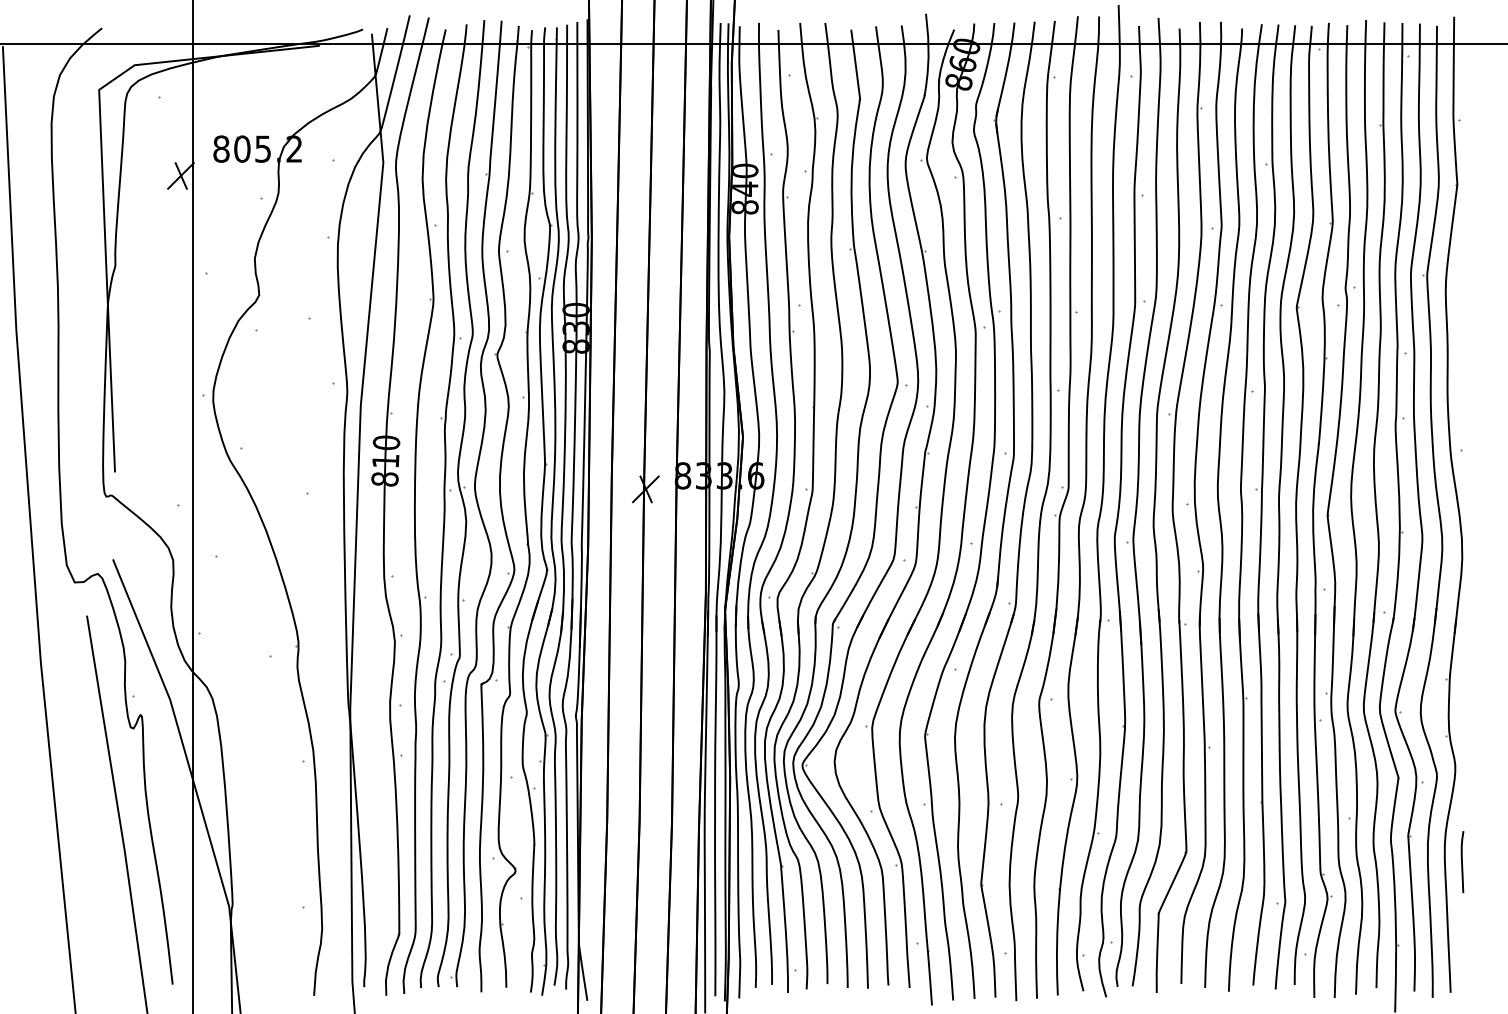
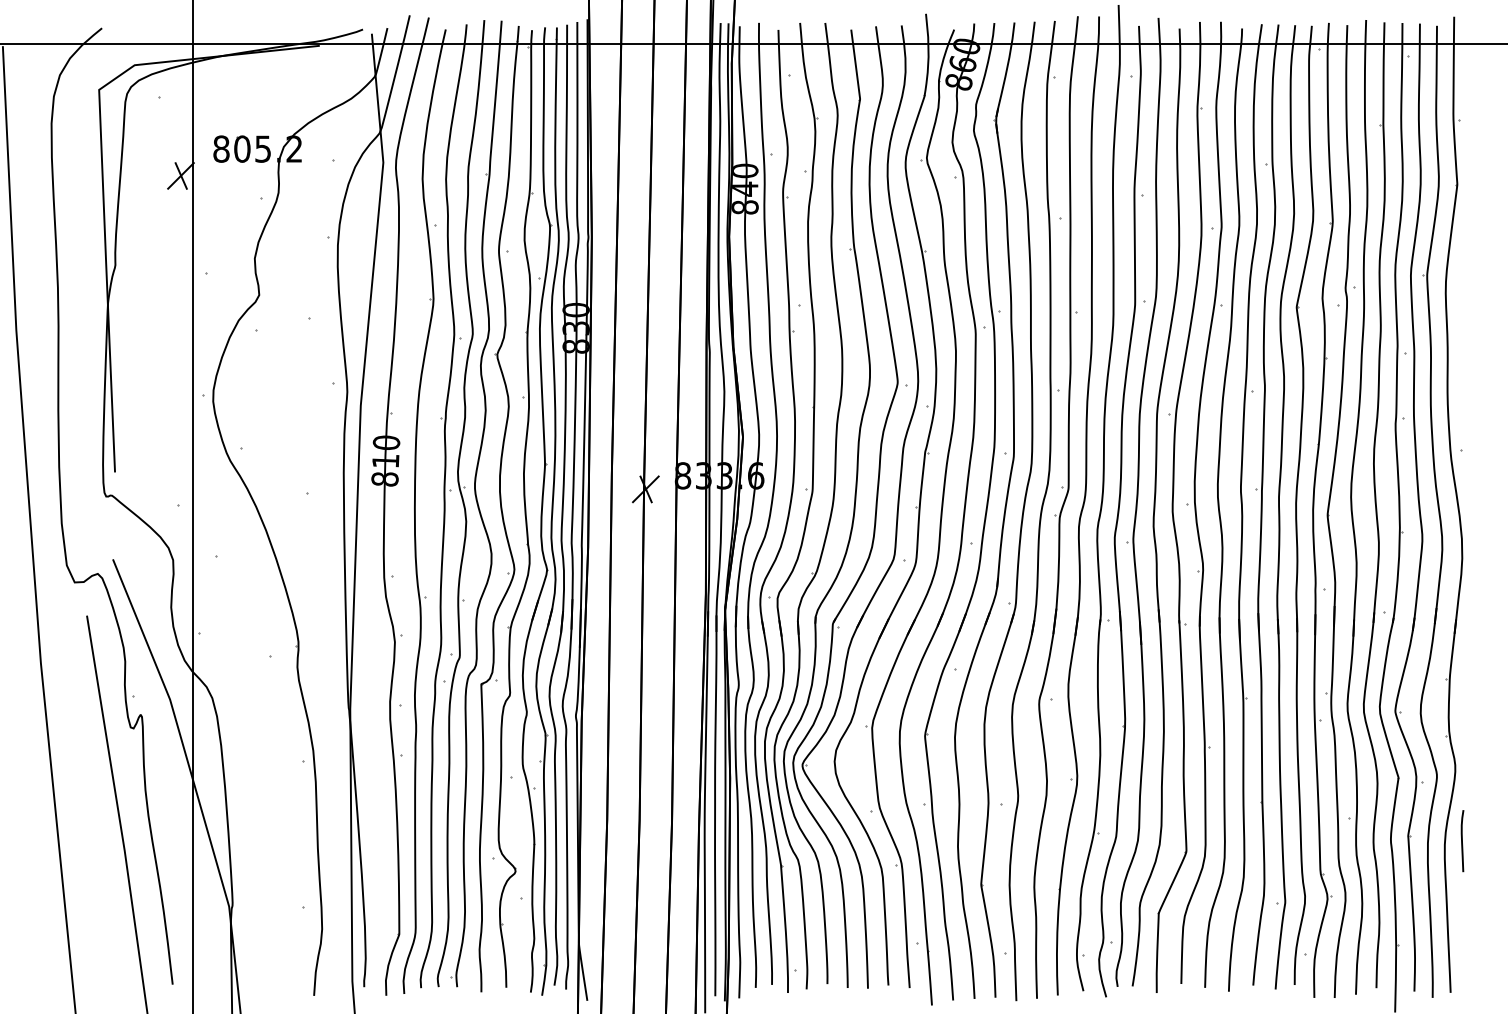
curve position: (1462, 862) -> (1462, 841) (1462, 841)
